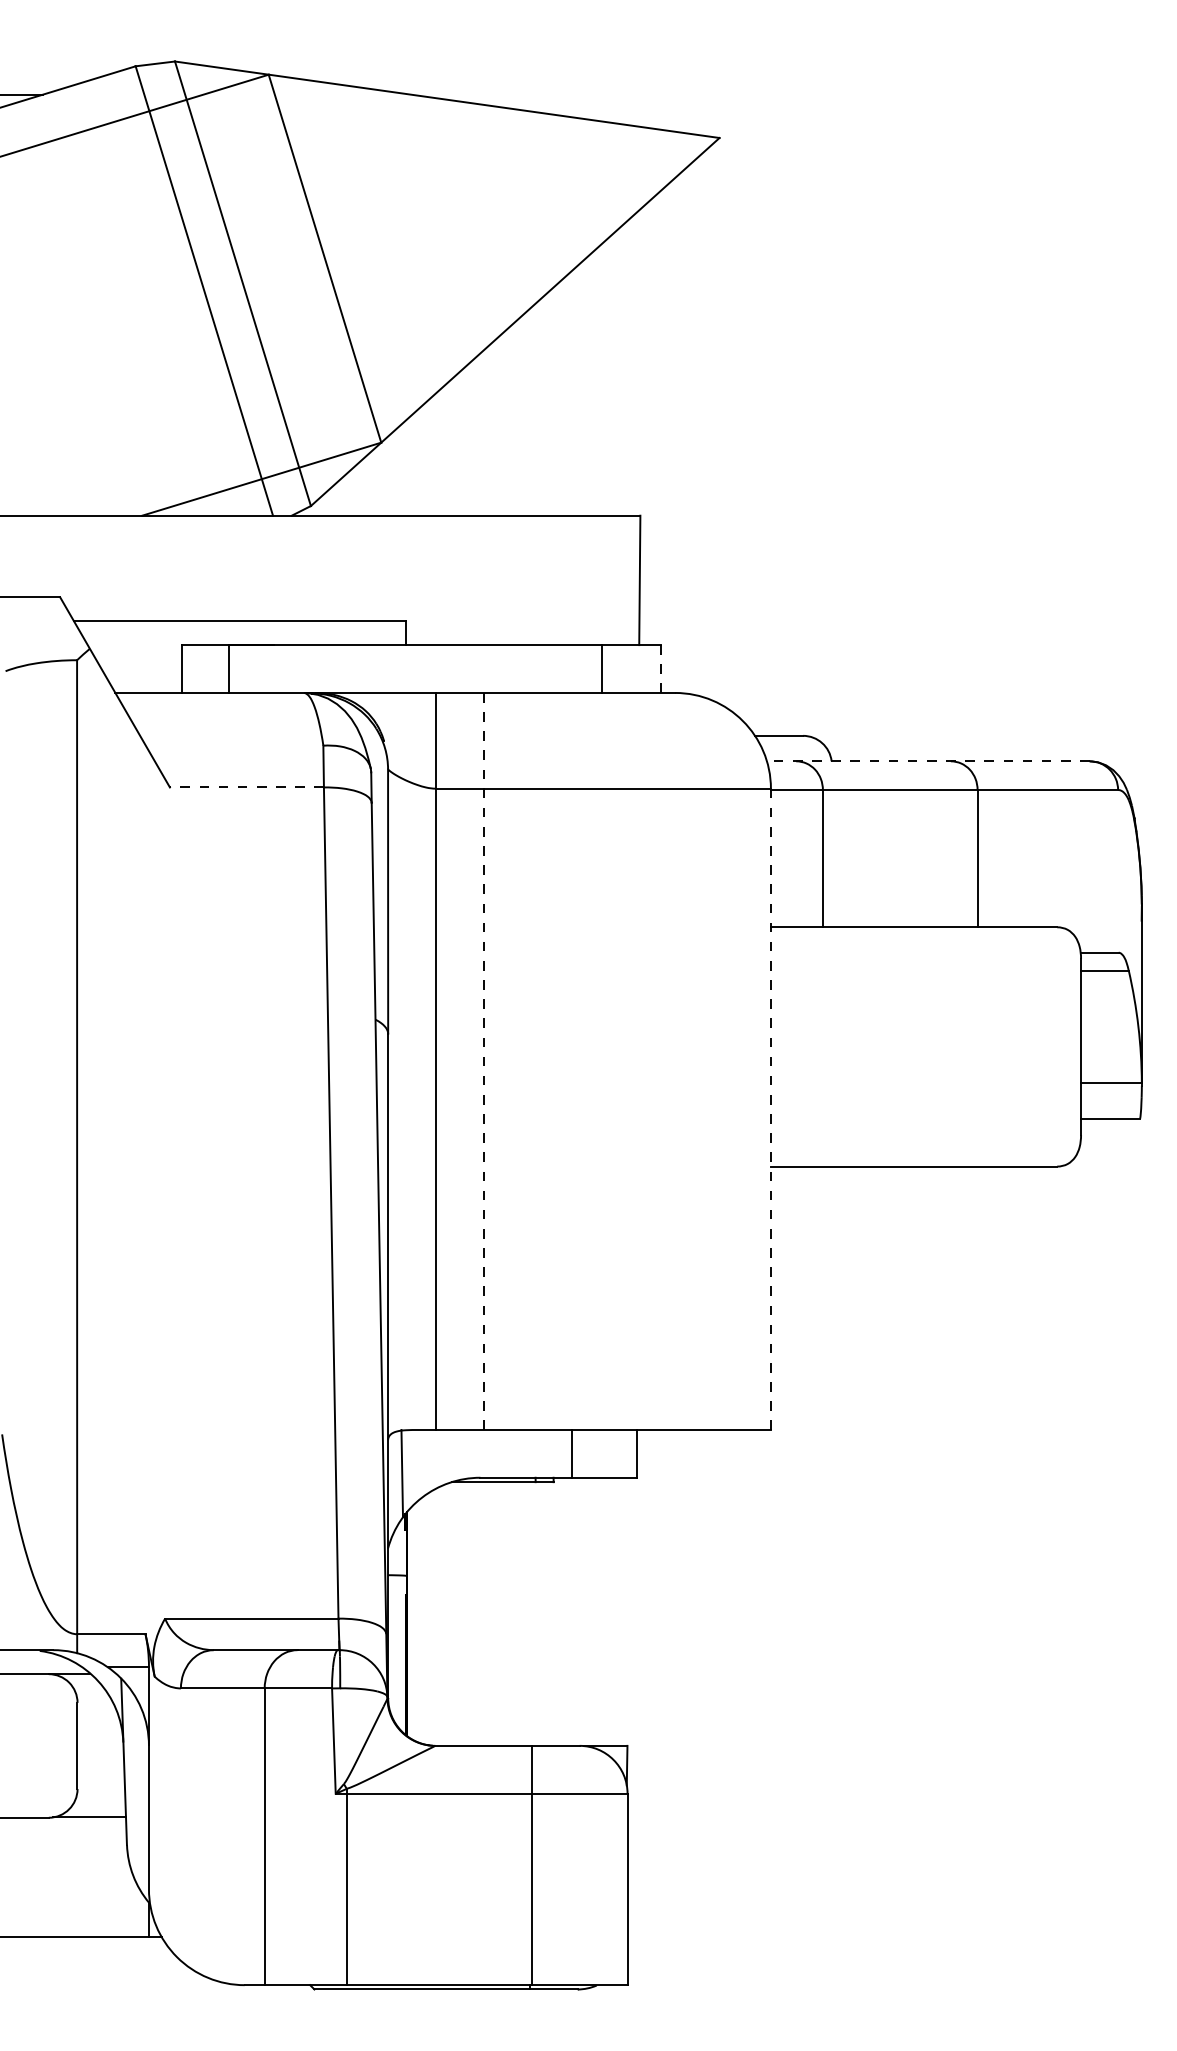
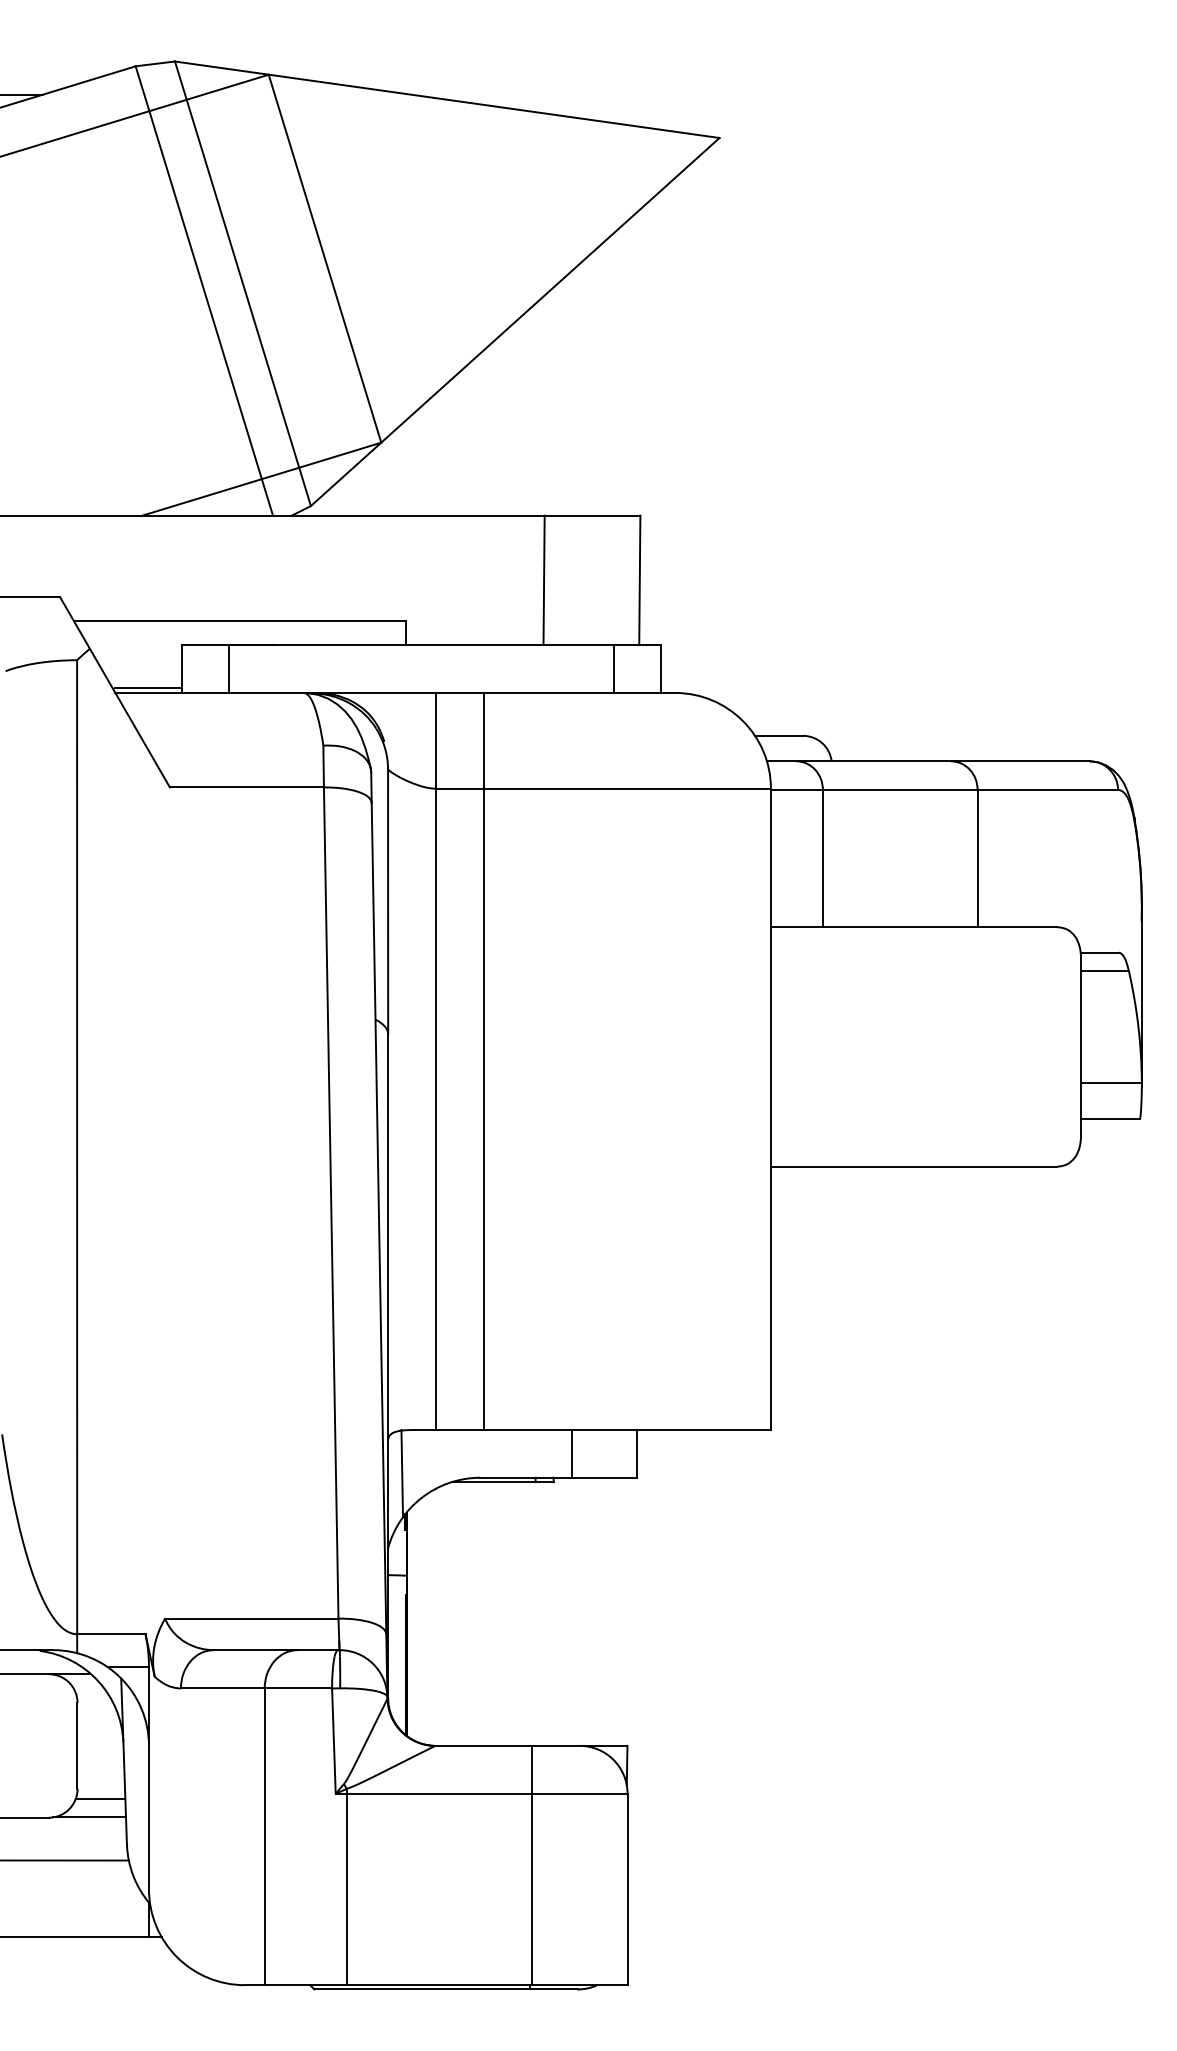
line: none -> present (543, 580)
line position: (601, 668) -> (613, 668) (613, 668)
line: dashed -> solid (660, 669)
line: none -> present (148, 688)
line: dashed -> solid (927, 761)
line: dashed -> solid (246, 787)
line: dashed -> solid (483, 1061)
line: dashed -> solid (770, 1109)
line: none -> present (101, 1798)
line: none -> present (65, 1860)
